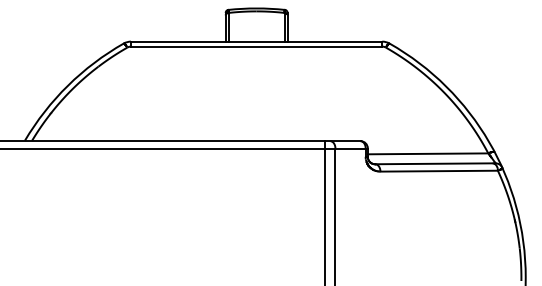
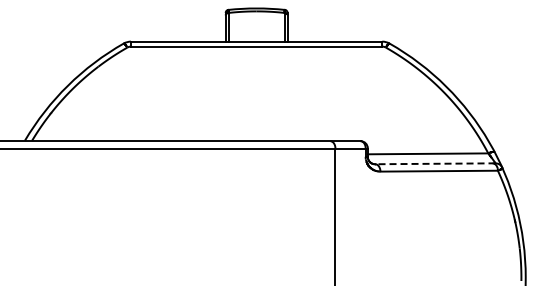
line: solid -> dashed (434, 163)
line: present -> none (325, 211)
